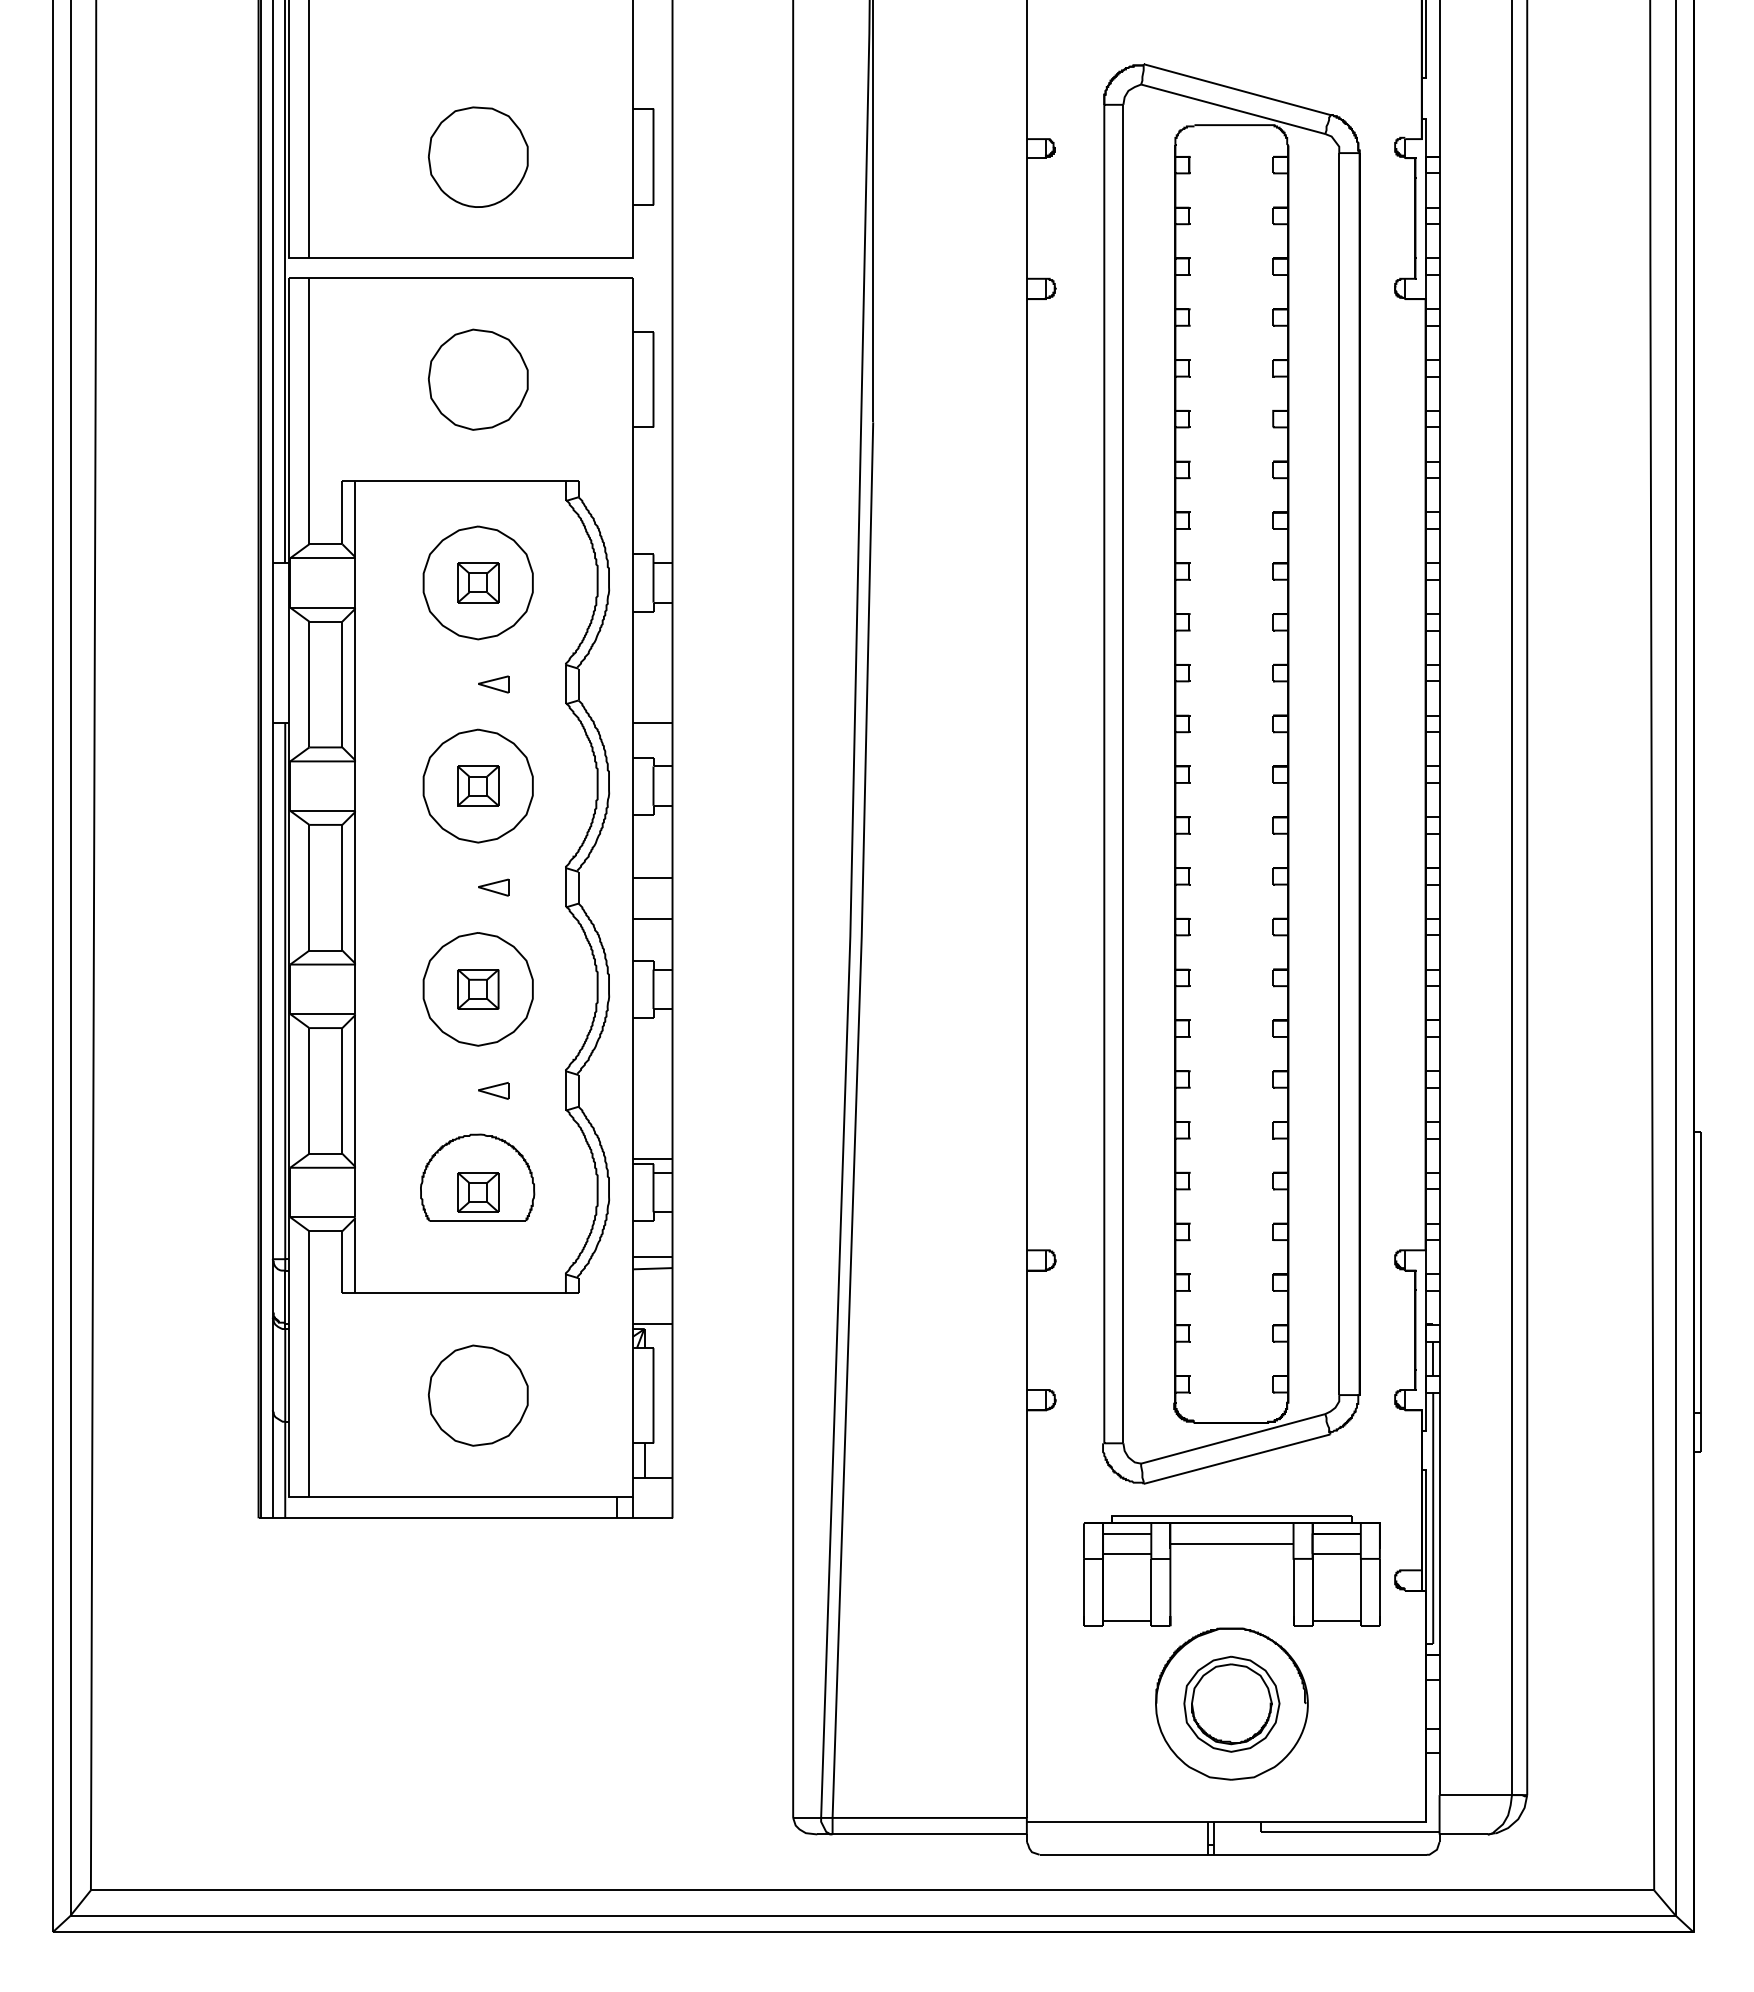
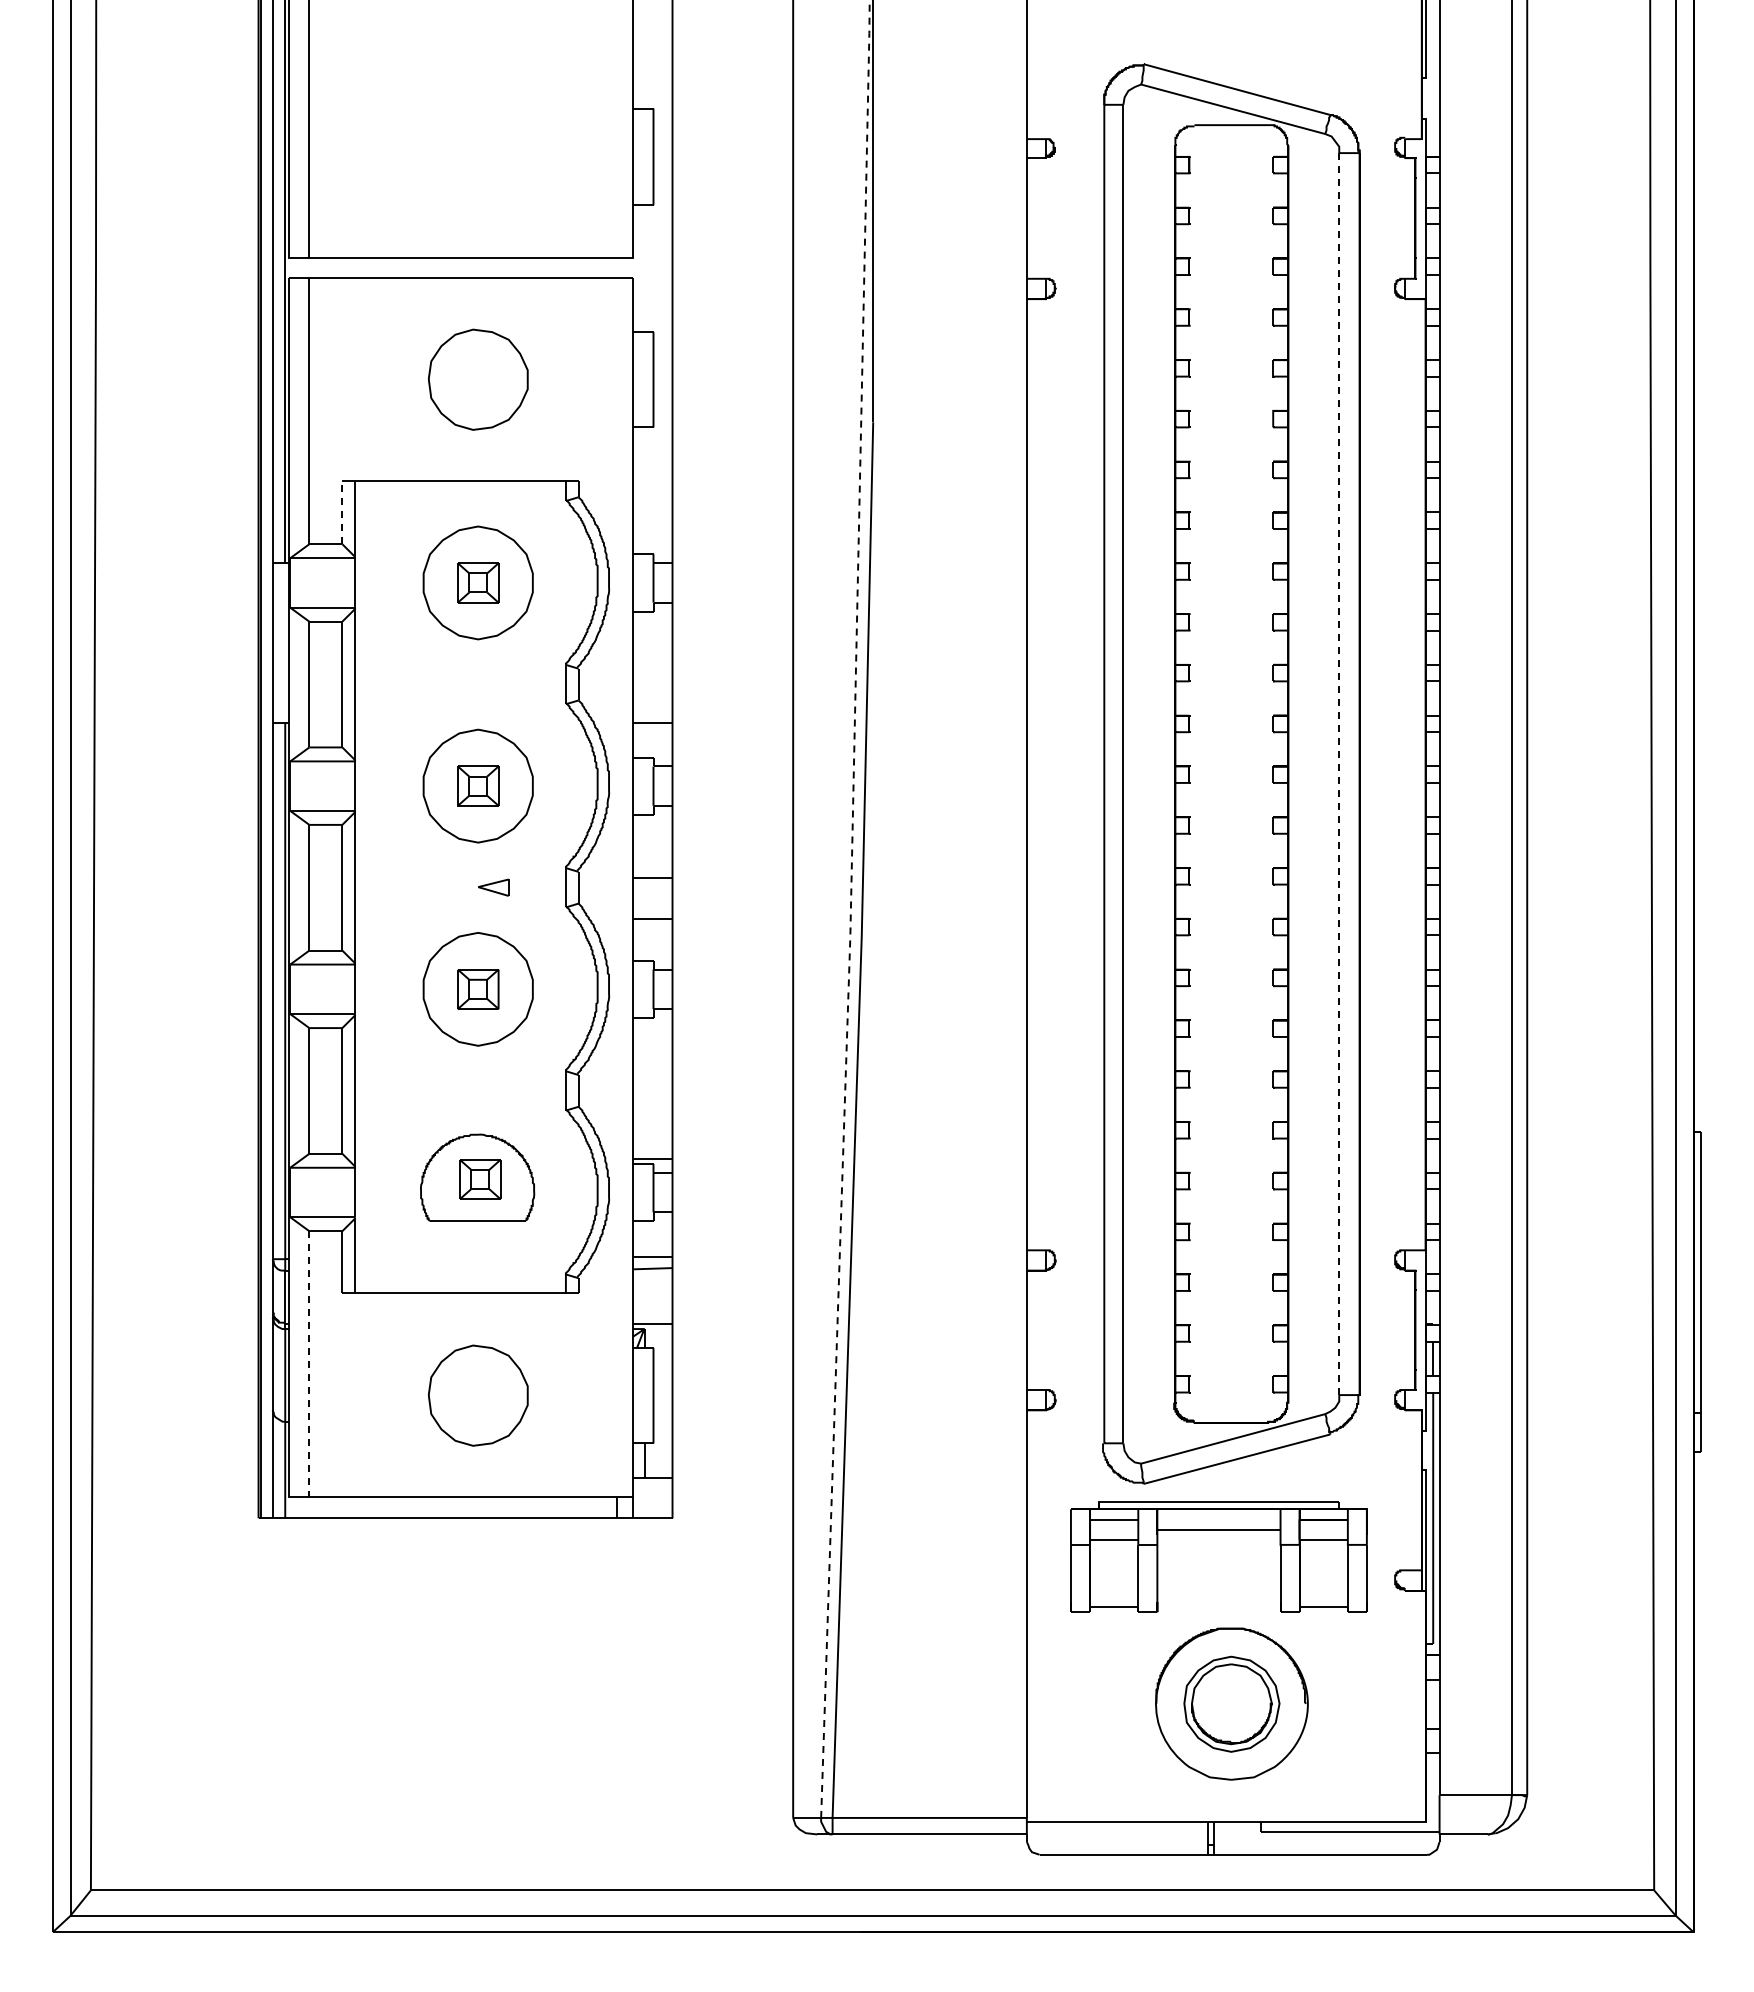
part: present -> none (478, 156)
line: solid -> dashed (342, 512)
part: present -> none (493, 684)
line: solid -> dashed (1339, 774)
line: solid -> dashed (850, 908)
part: present -> none (493, 1090)
part position: (478, 1192) -> (480, 1179) (480, 1179)
line: solid -> dashed (309, 1363)
part position: (1231, 1544) -> (1218, 1530) (1218, 1530)
